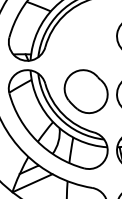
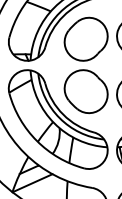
part: none -> present (85, 38)
